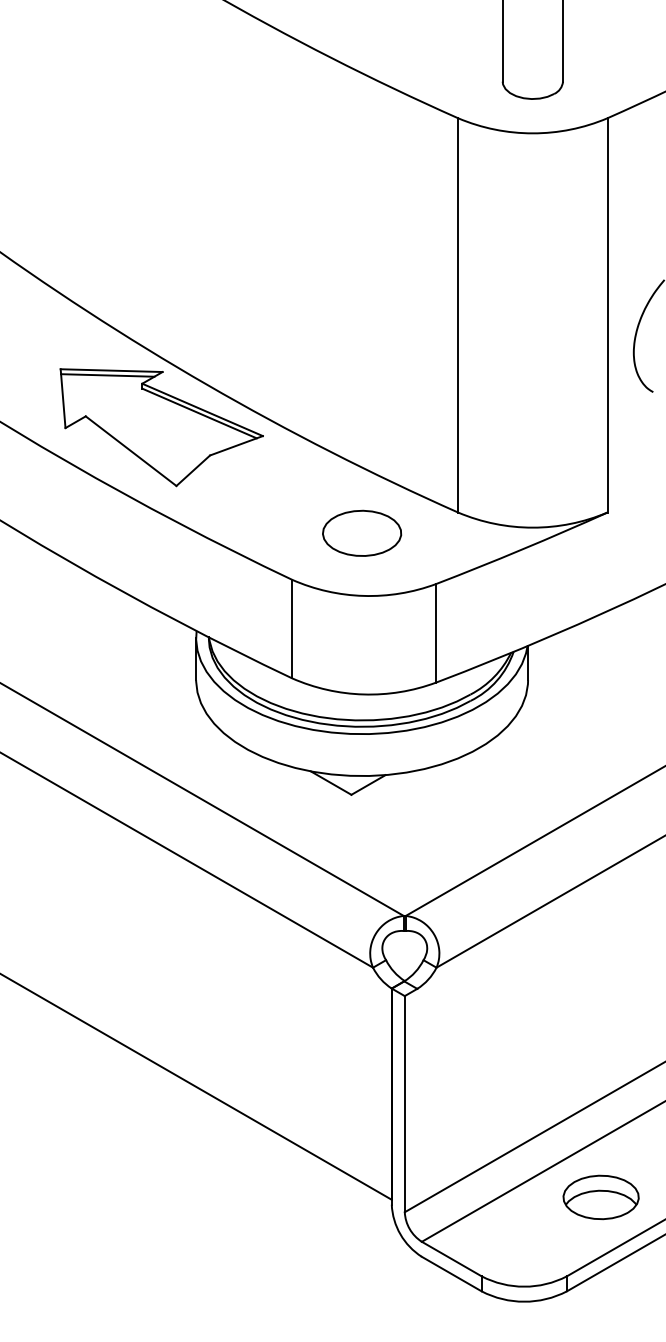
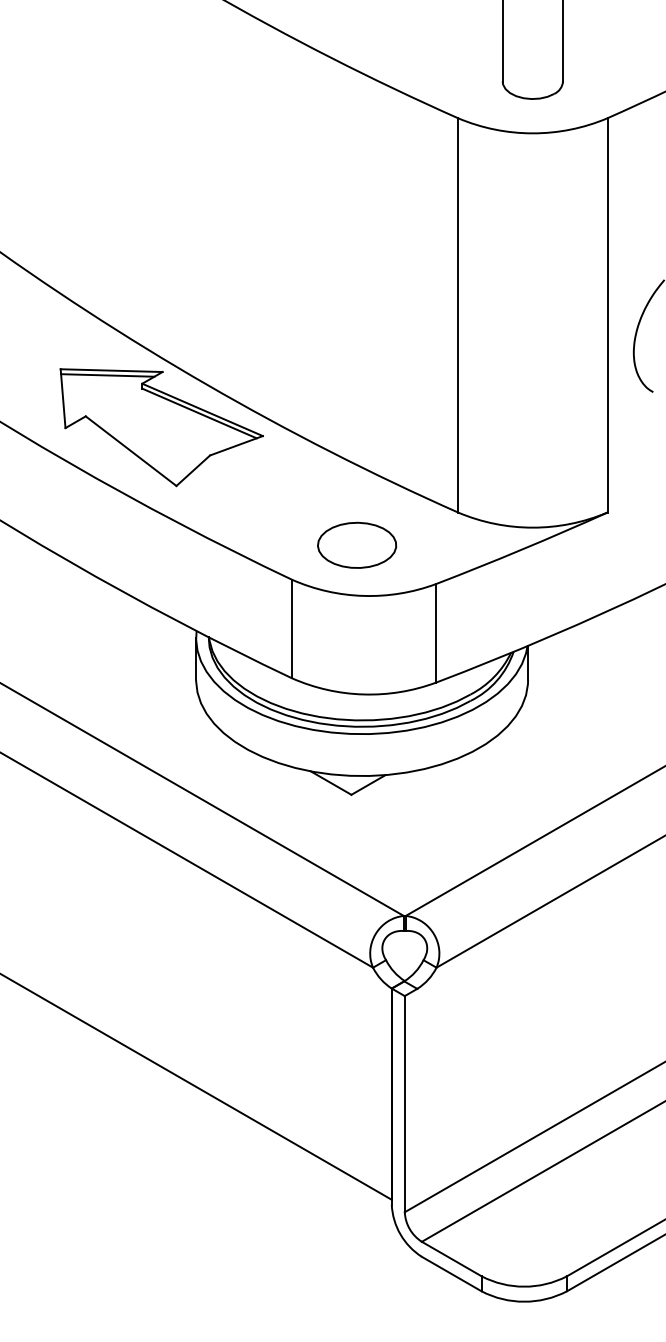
part position: (362, 532) -> (357, 544) (357, 544)
part: present -> none (600, 1197)
